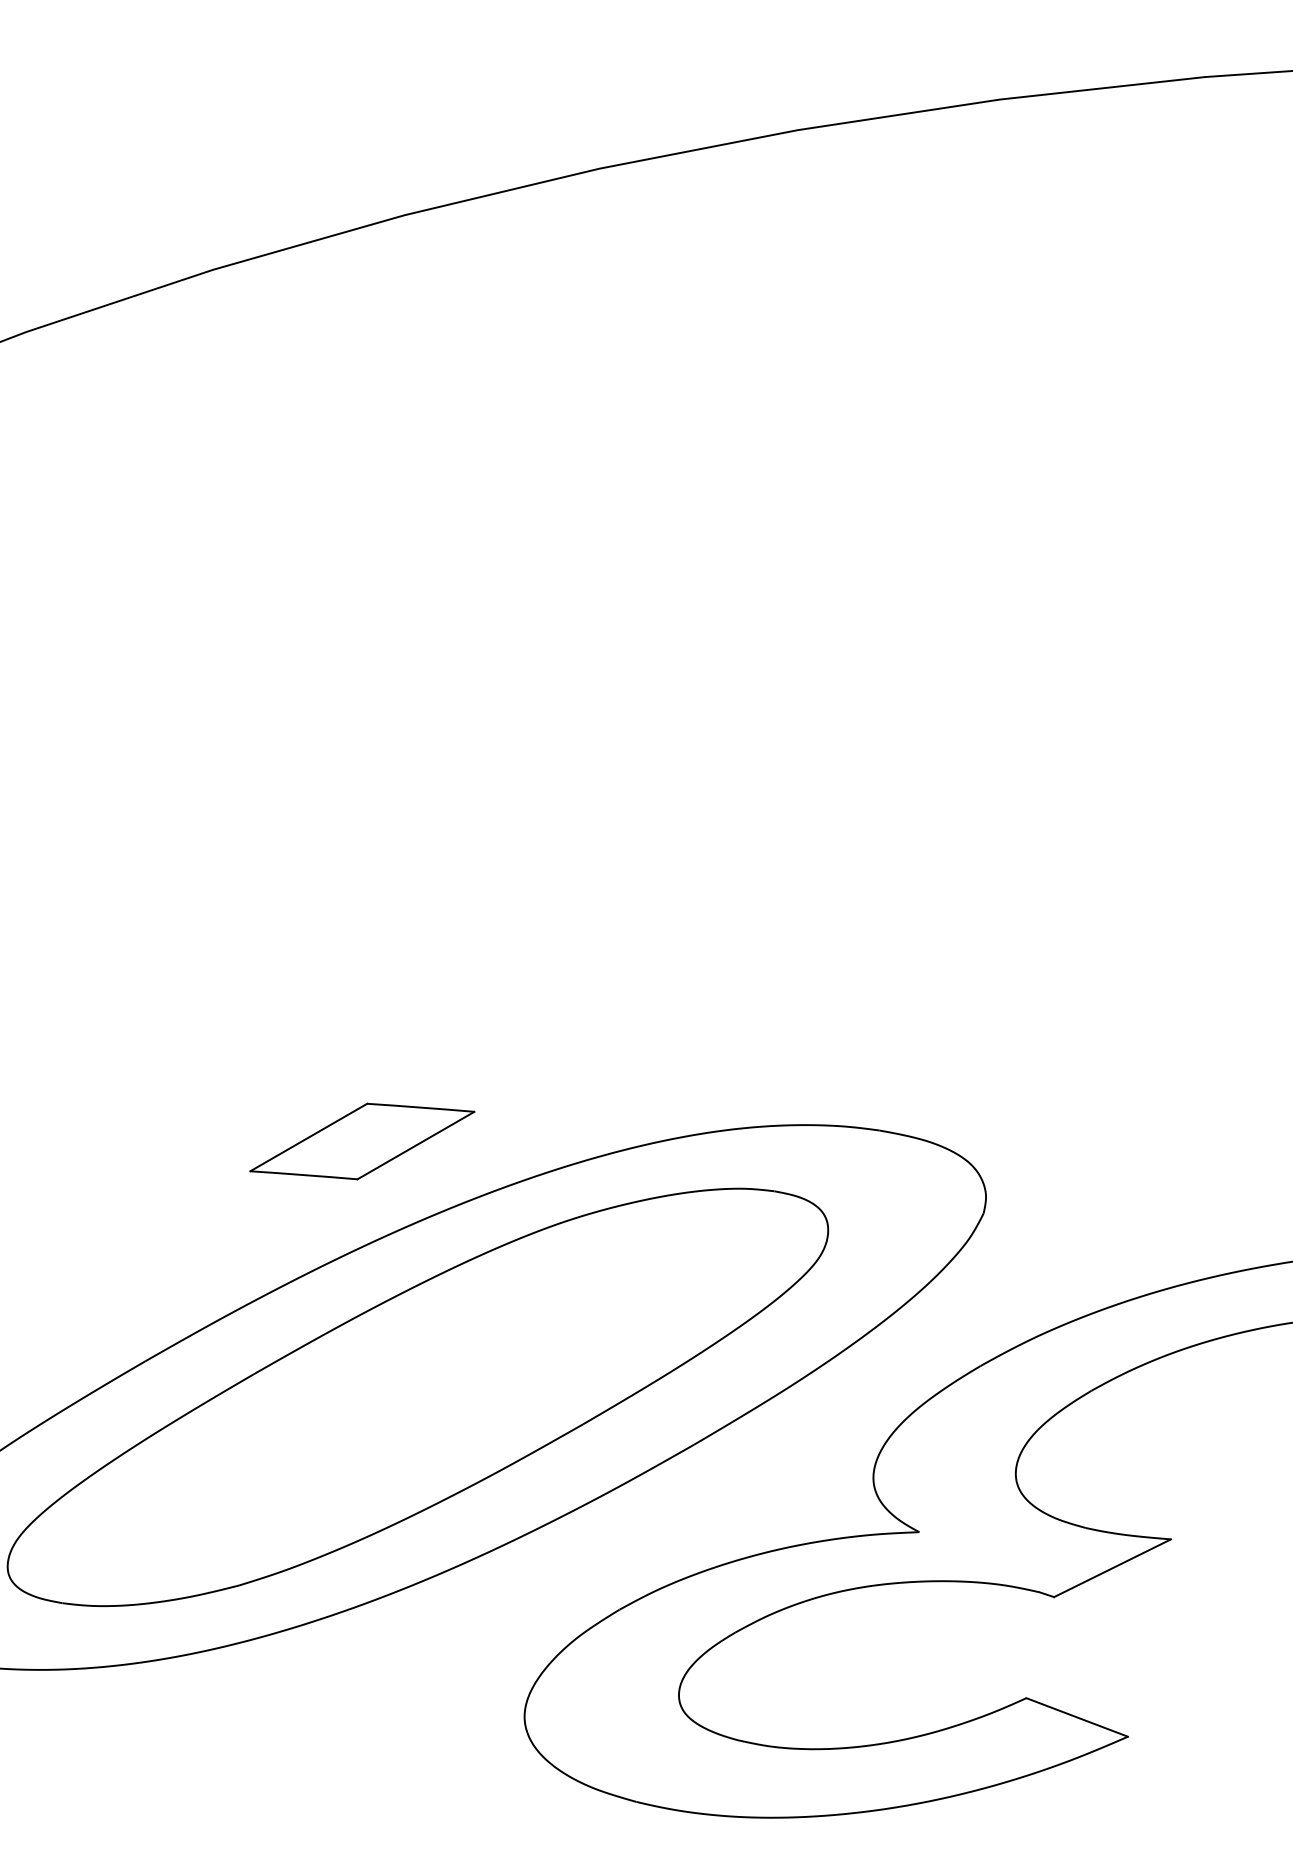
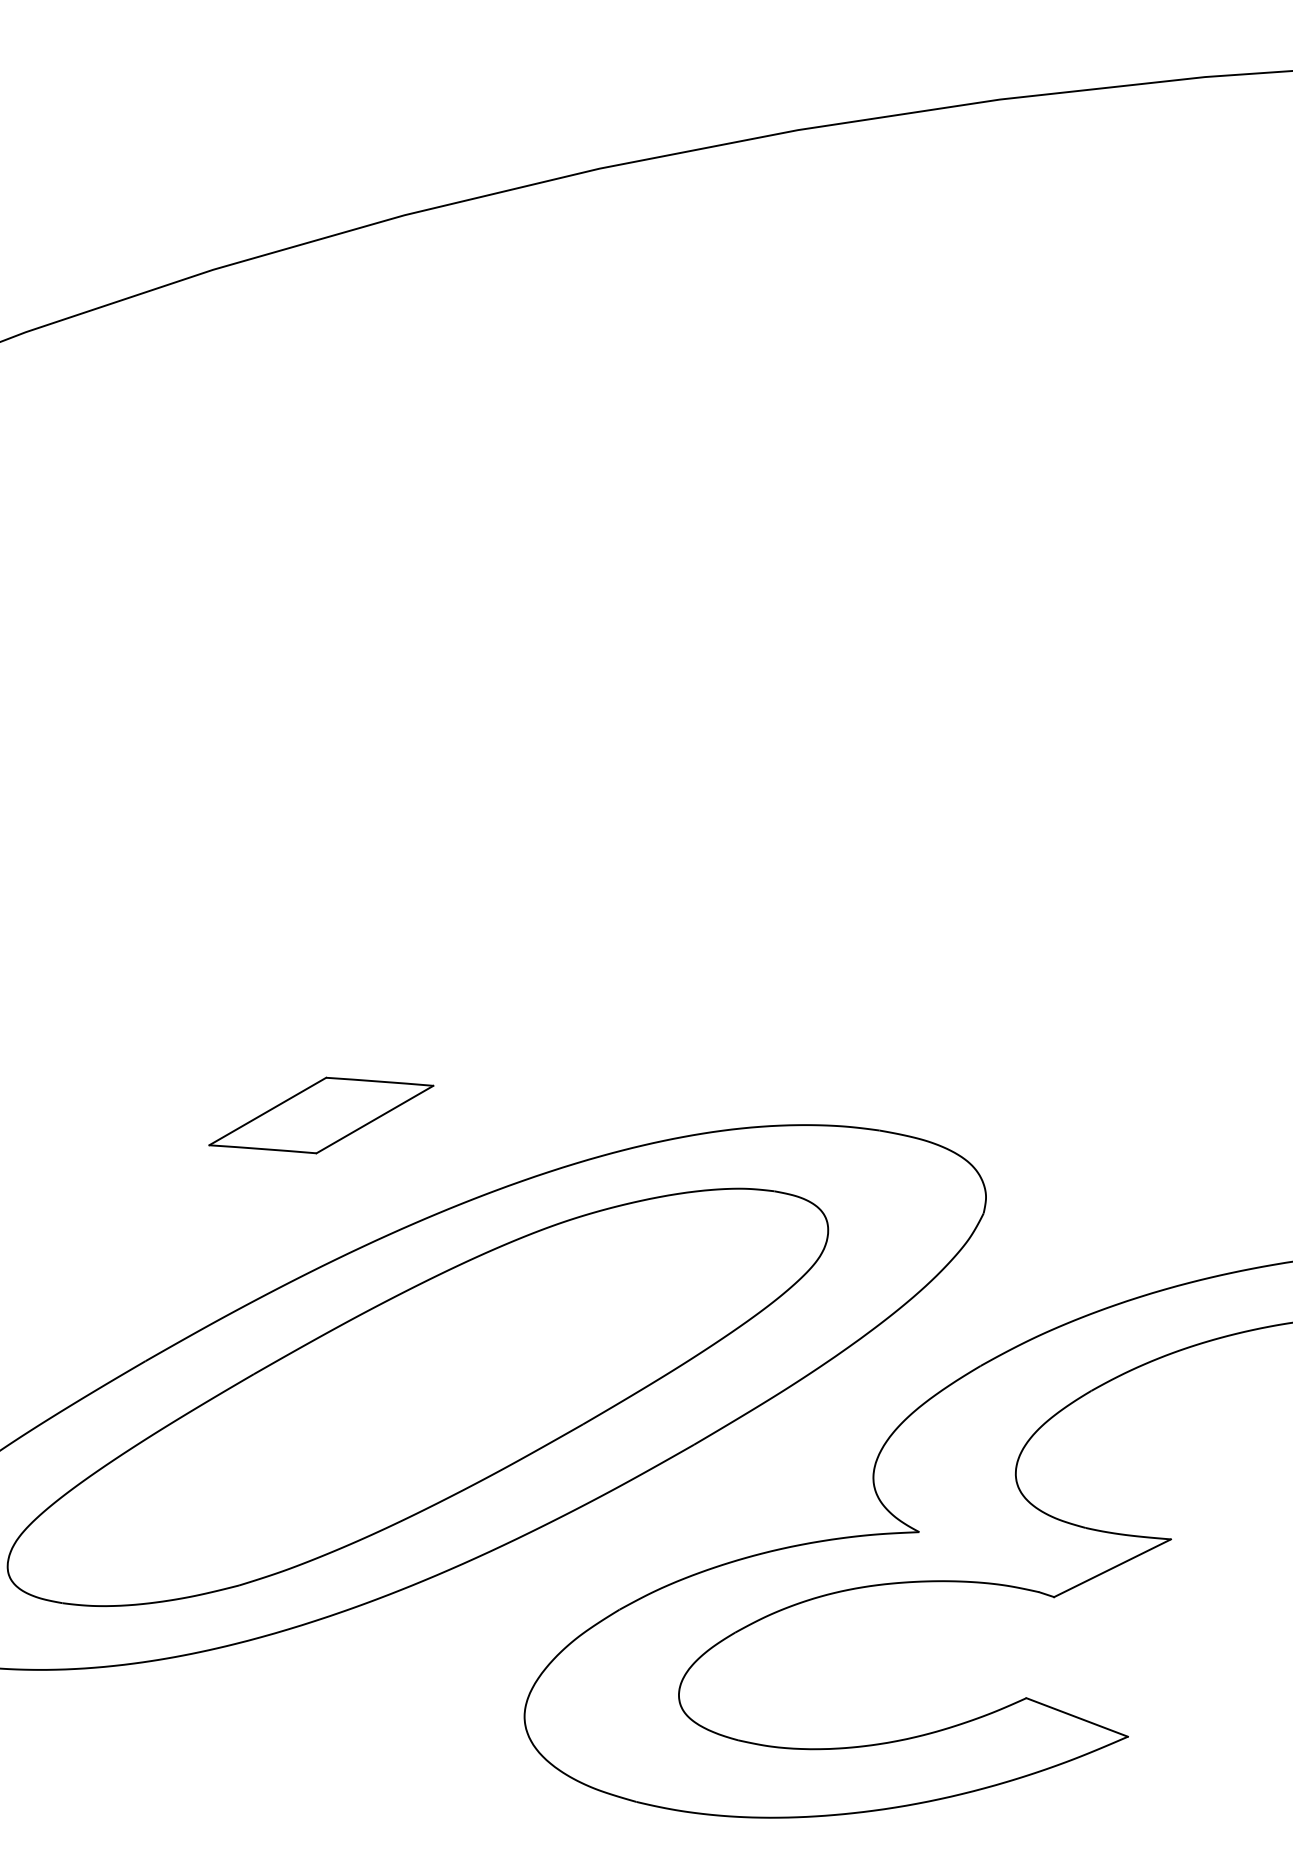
part position: (362, 1141) -> (321, 1115) (321, 1115)
